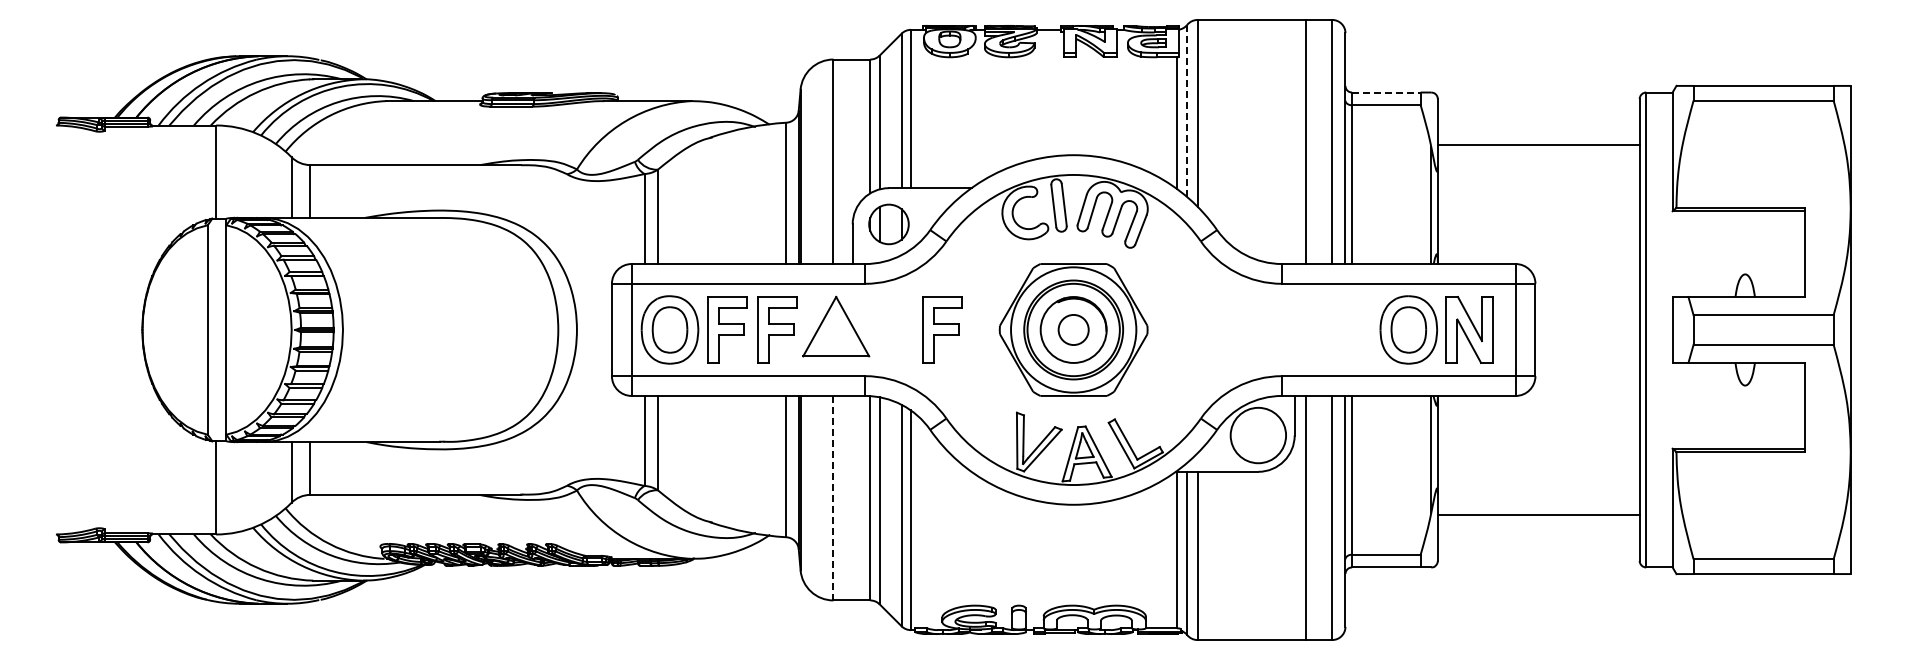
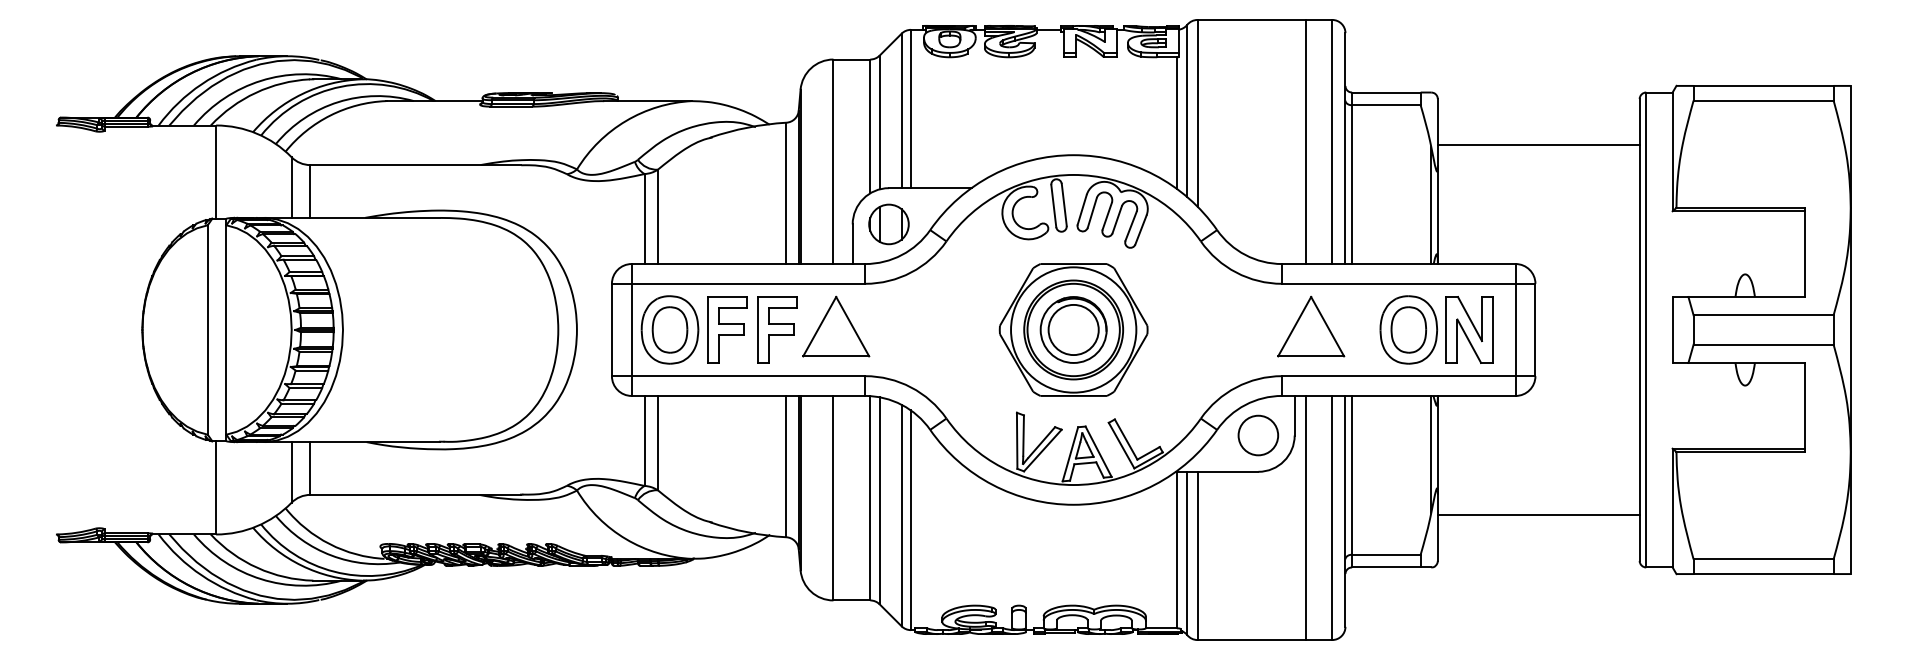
line: dashed -> solid (1386, 92)
line: dashed -> solid (1187, 111)
part: none -> present (1311, 326)
part: present -> none (942, 329)
circle diameter: 30 px -> 50 px (1073, 329)
circle diameter: 55 px -> 40 px (1258, 435)
line: dashed -> solid (833, 498)
